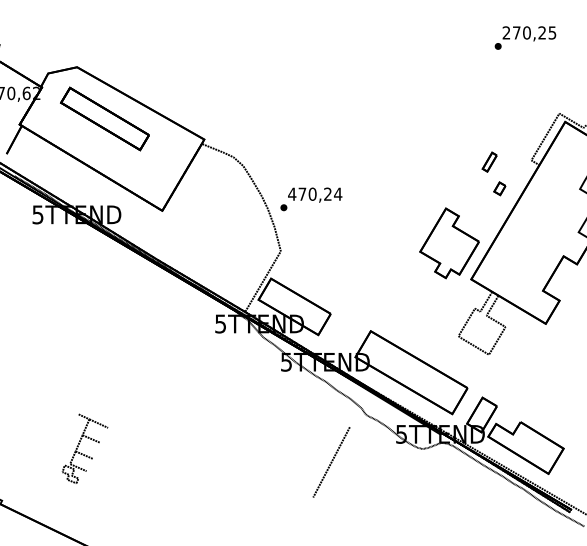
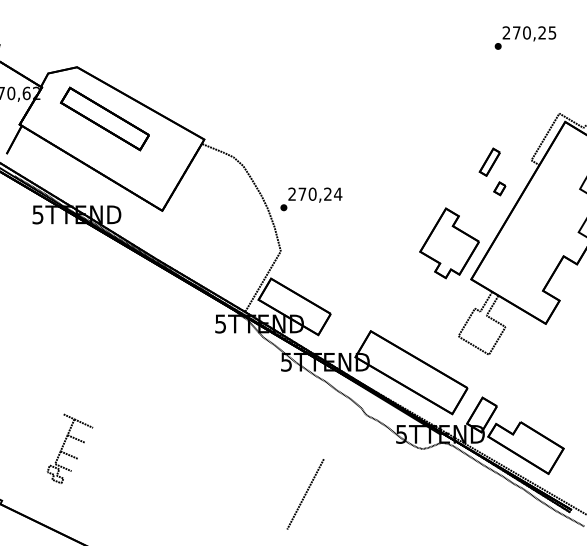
part size: 17x22 px -> 23x30 px (489, 161)
text: 470,24 -> 270,24 (292, 193)
part position: (84, 448) -> (69, 448) (69, 448)
line position: (331, 462) -> (305, 494) (305, 494)
